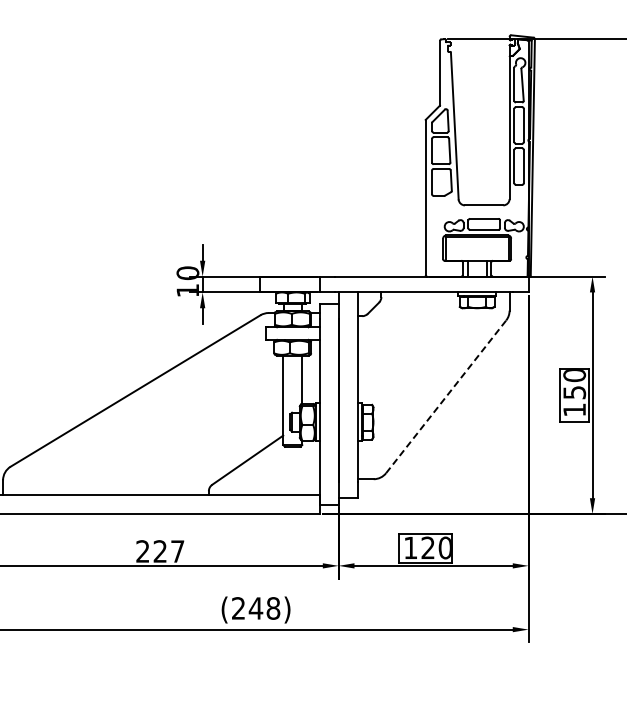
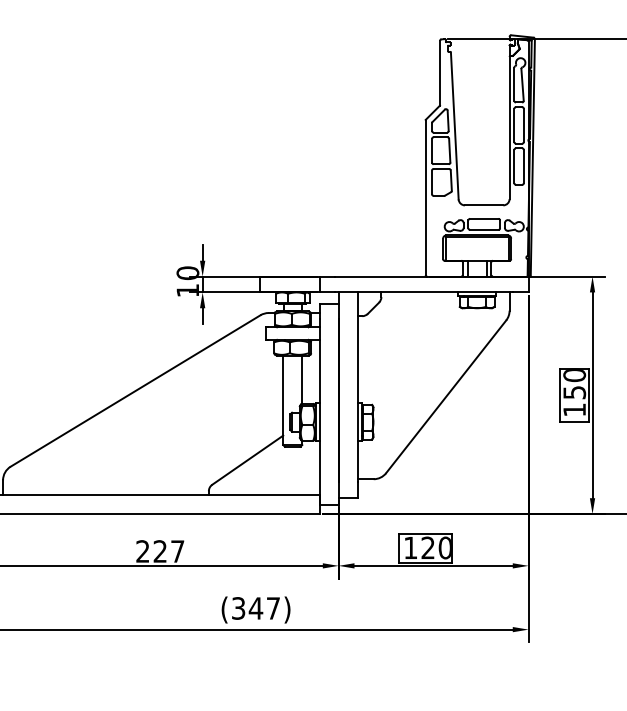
line: dashed -> solid (446, 396)
text: (248) -> (347) (256, 608)
